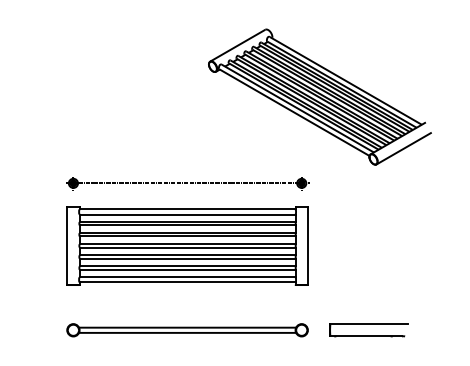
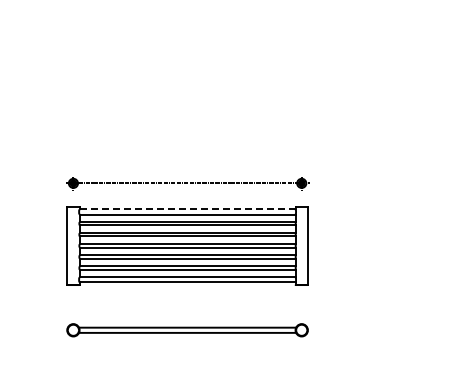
part: present -> none (319, 96)
line: solid -> dashed (187, 209)
part: present -> none (368, 330)
